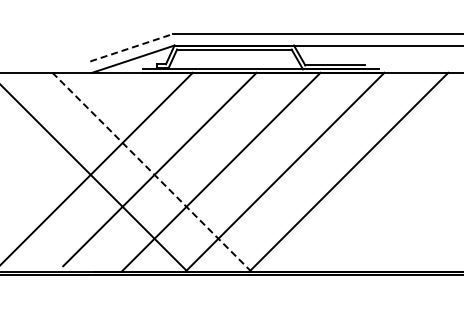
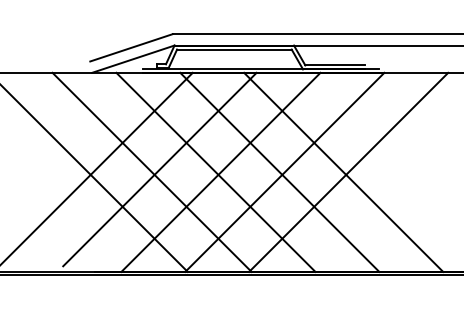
line: dashed -> solid (131, 47)
line: none -> present (215, 171)
line: none -> present (279, 171)
line: none -> present (343, 171)
line: dashed -> solid (152, 172)
